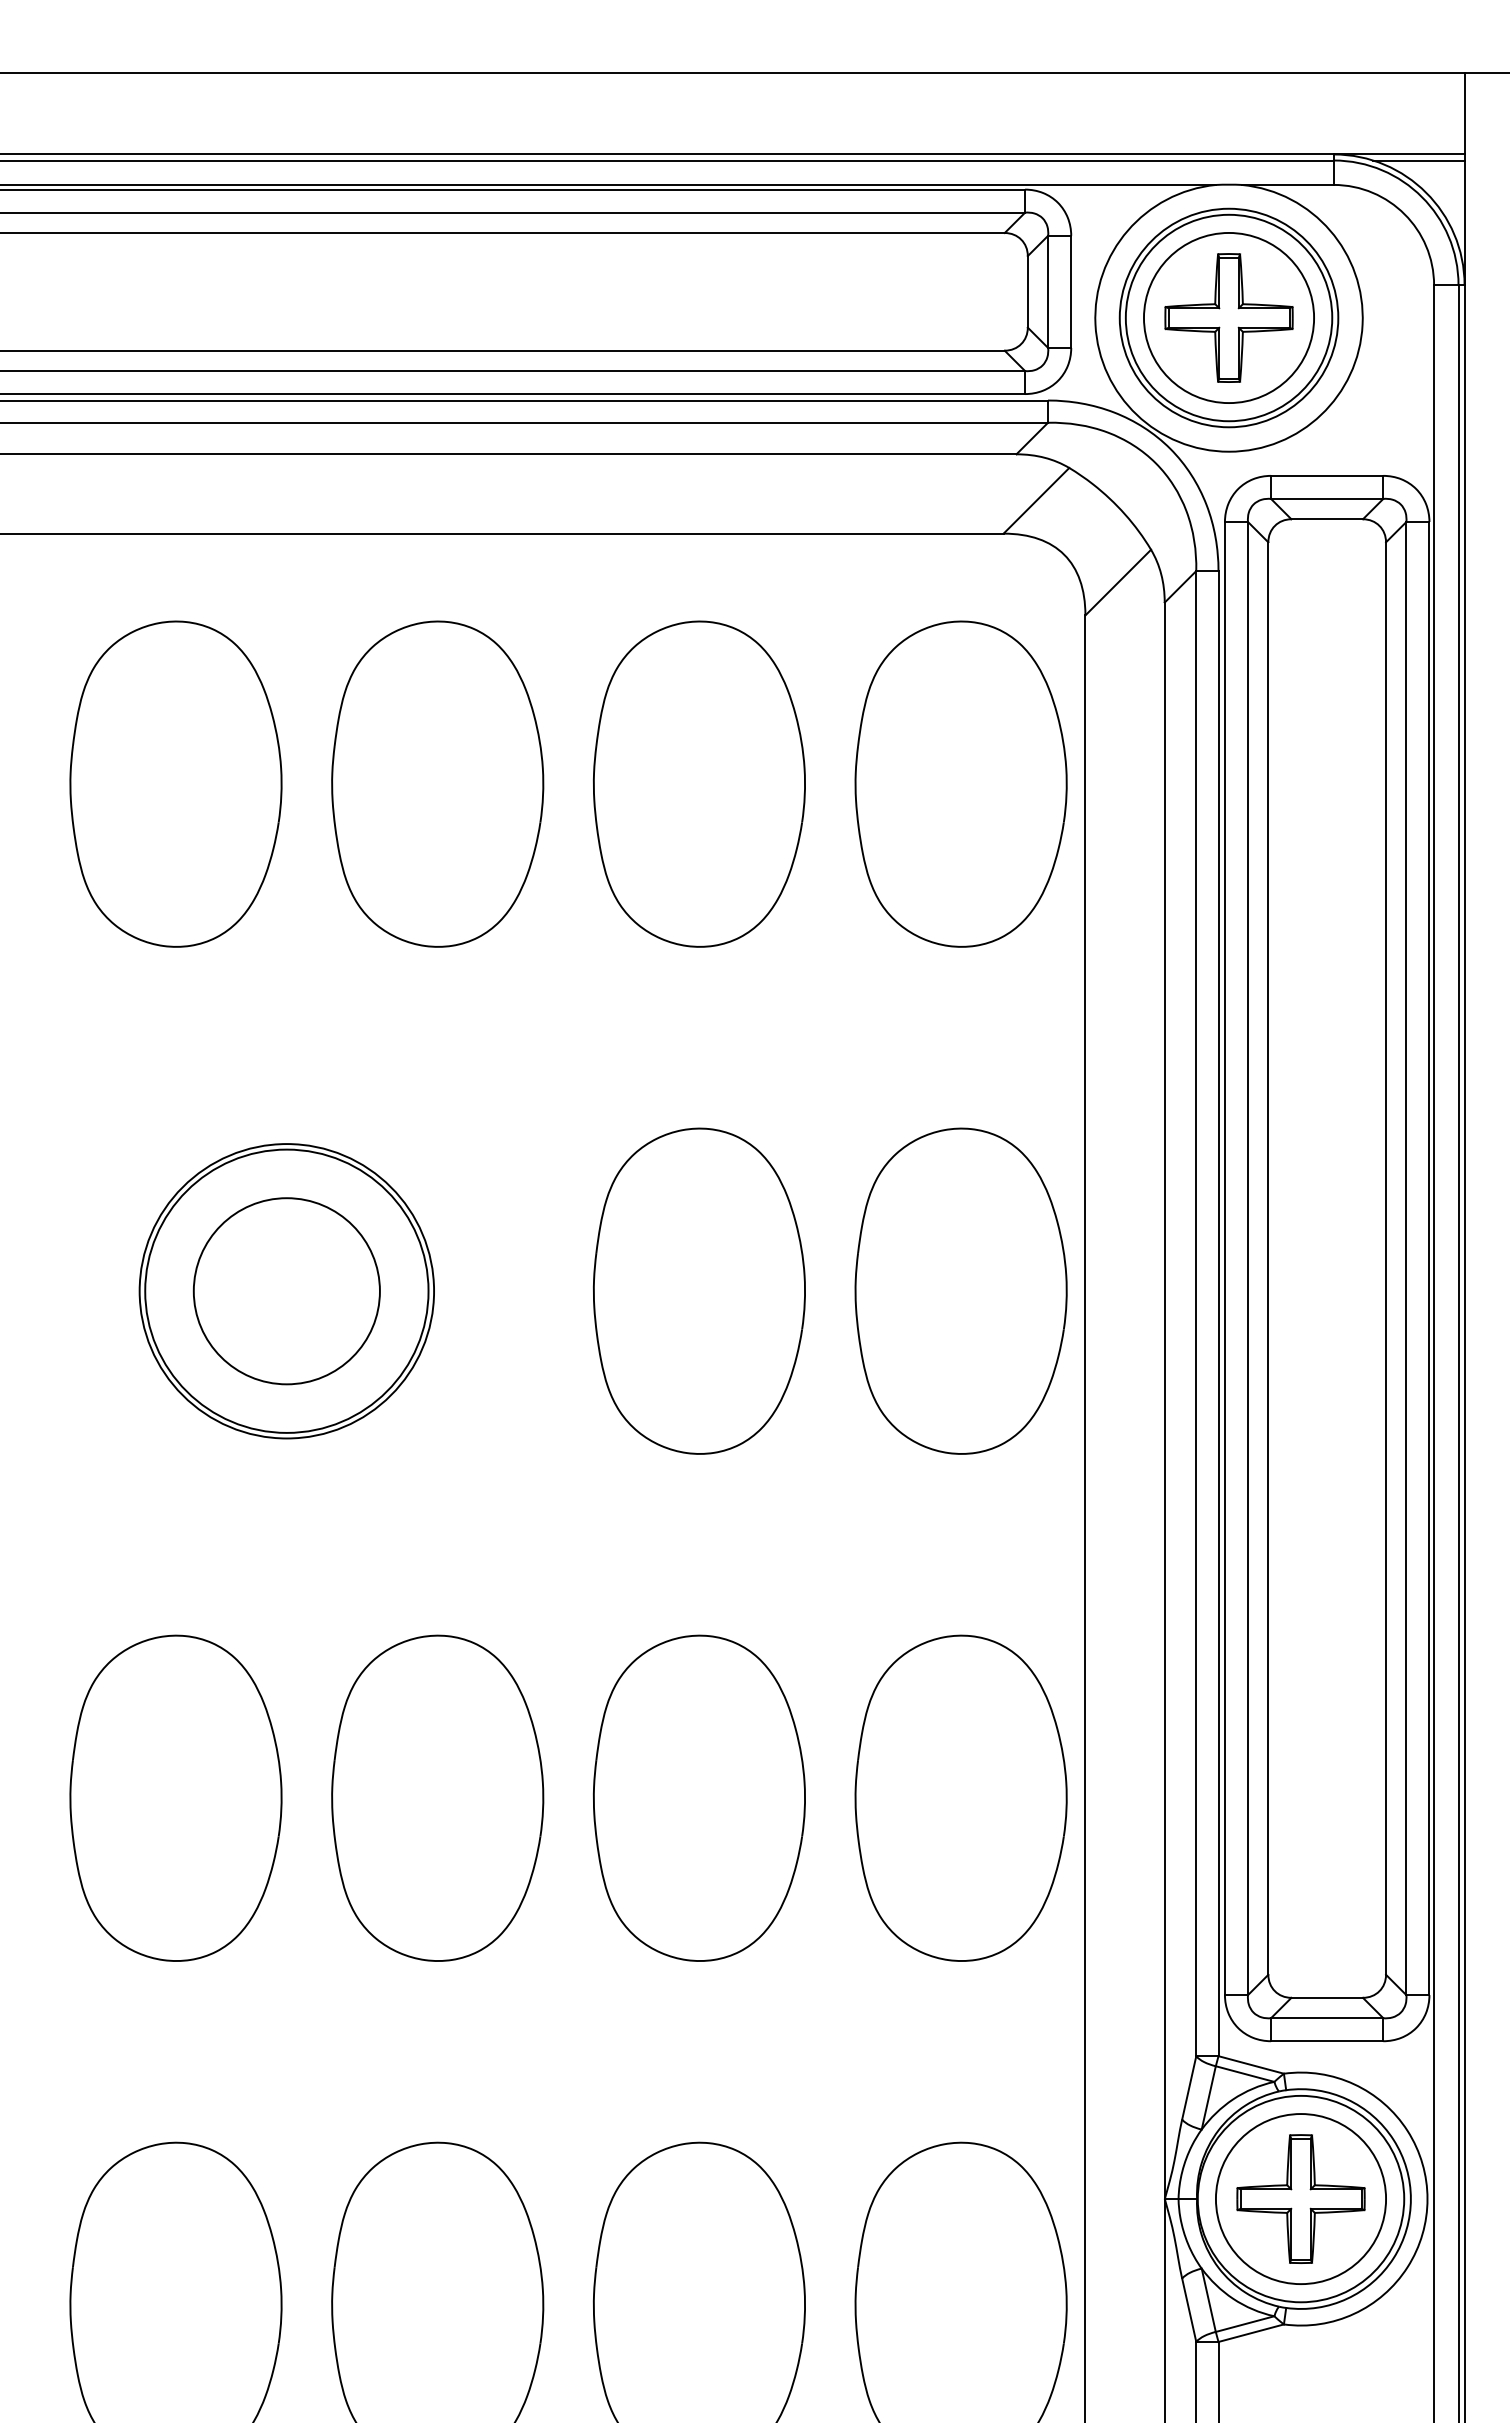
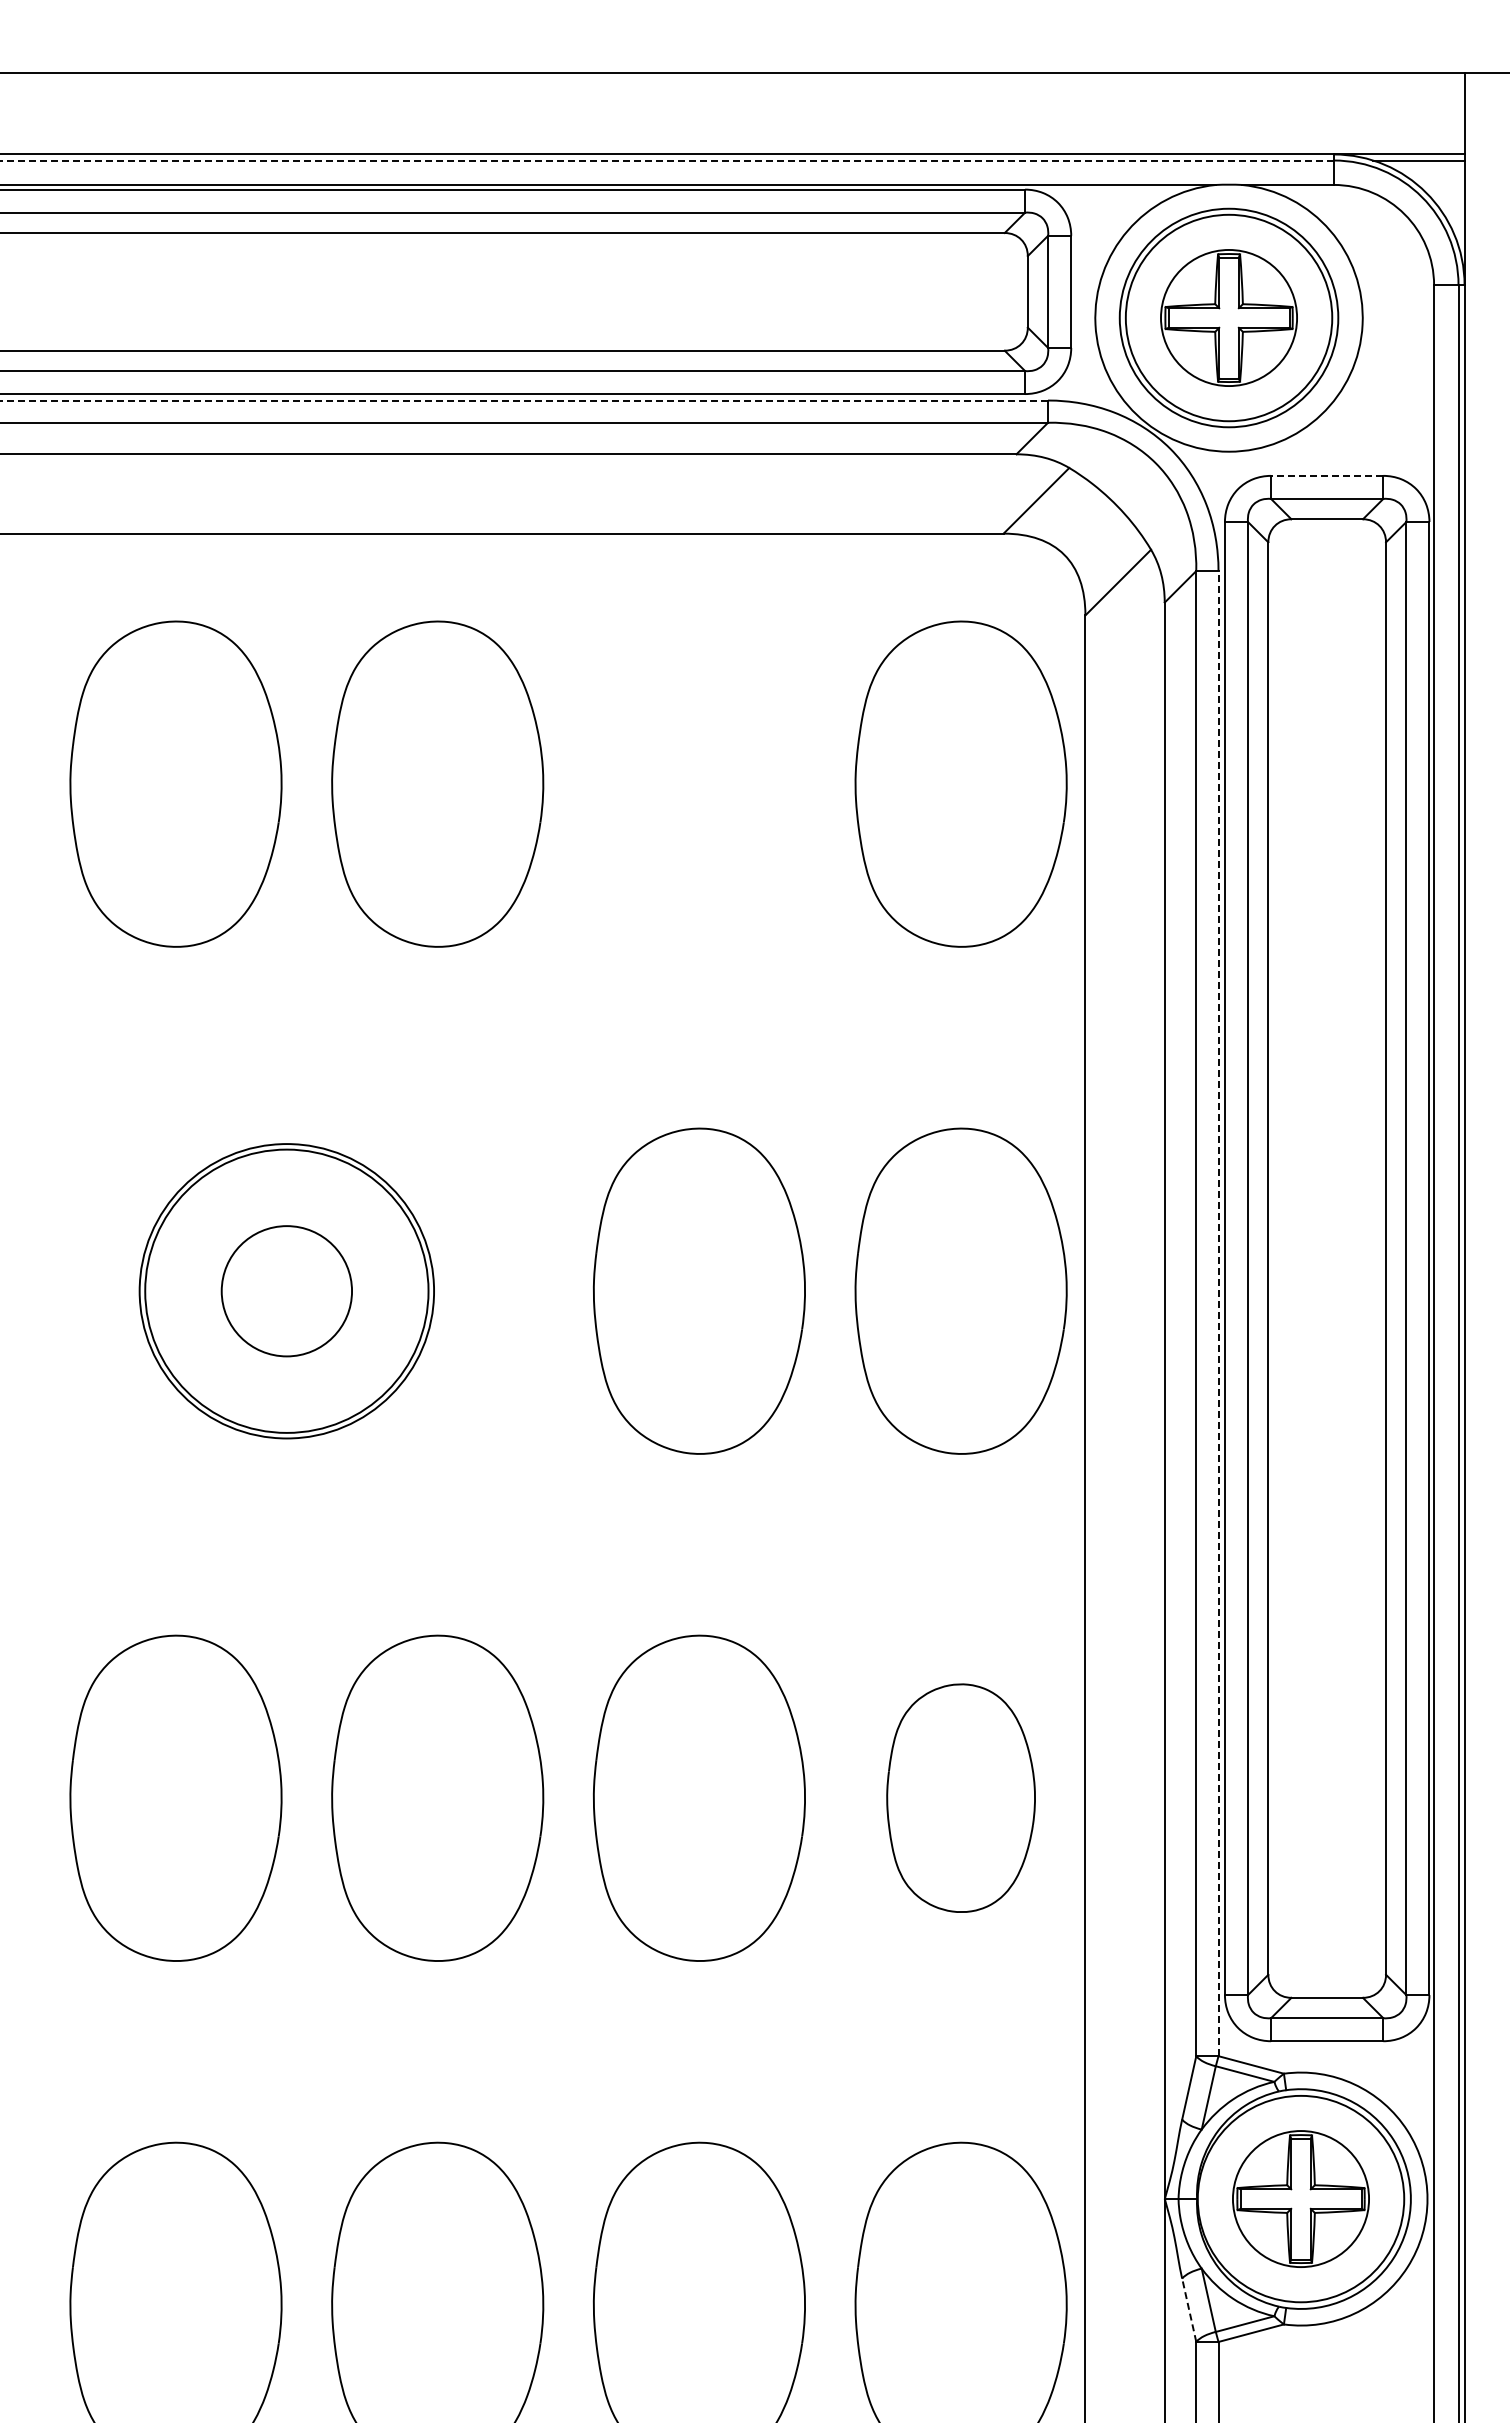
line: solid -> dashed (666, 160)
circle diameter: 170 px -> 136 px (1229, 317)
line: solid -> dashed (524, 400)
line: solid -> dashed (1326, 475)
part: present -> none (699, 783)
circle diameter: 186 px -> 130 px (286, 1291)
line: solid -> dashed (1218, 1313)
part size: 214x328 px -> 150x230 px (960, 1797)
circle diameter: 170 px -> 136 px (1300, 2199)
line: solid -> dashed (1189, 2309)
